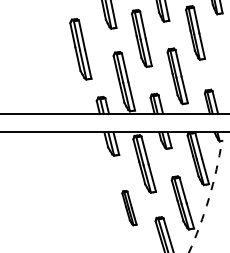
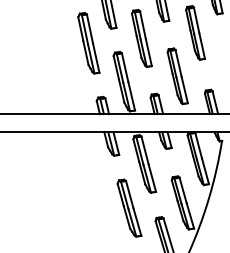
part position: (80, 49) -> (88, 43) (88, 43)
arc: dashed -> solid (209, 198)
part size: 17x37 px -> 27x60 px (129, 207)
